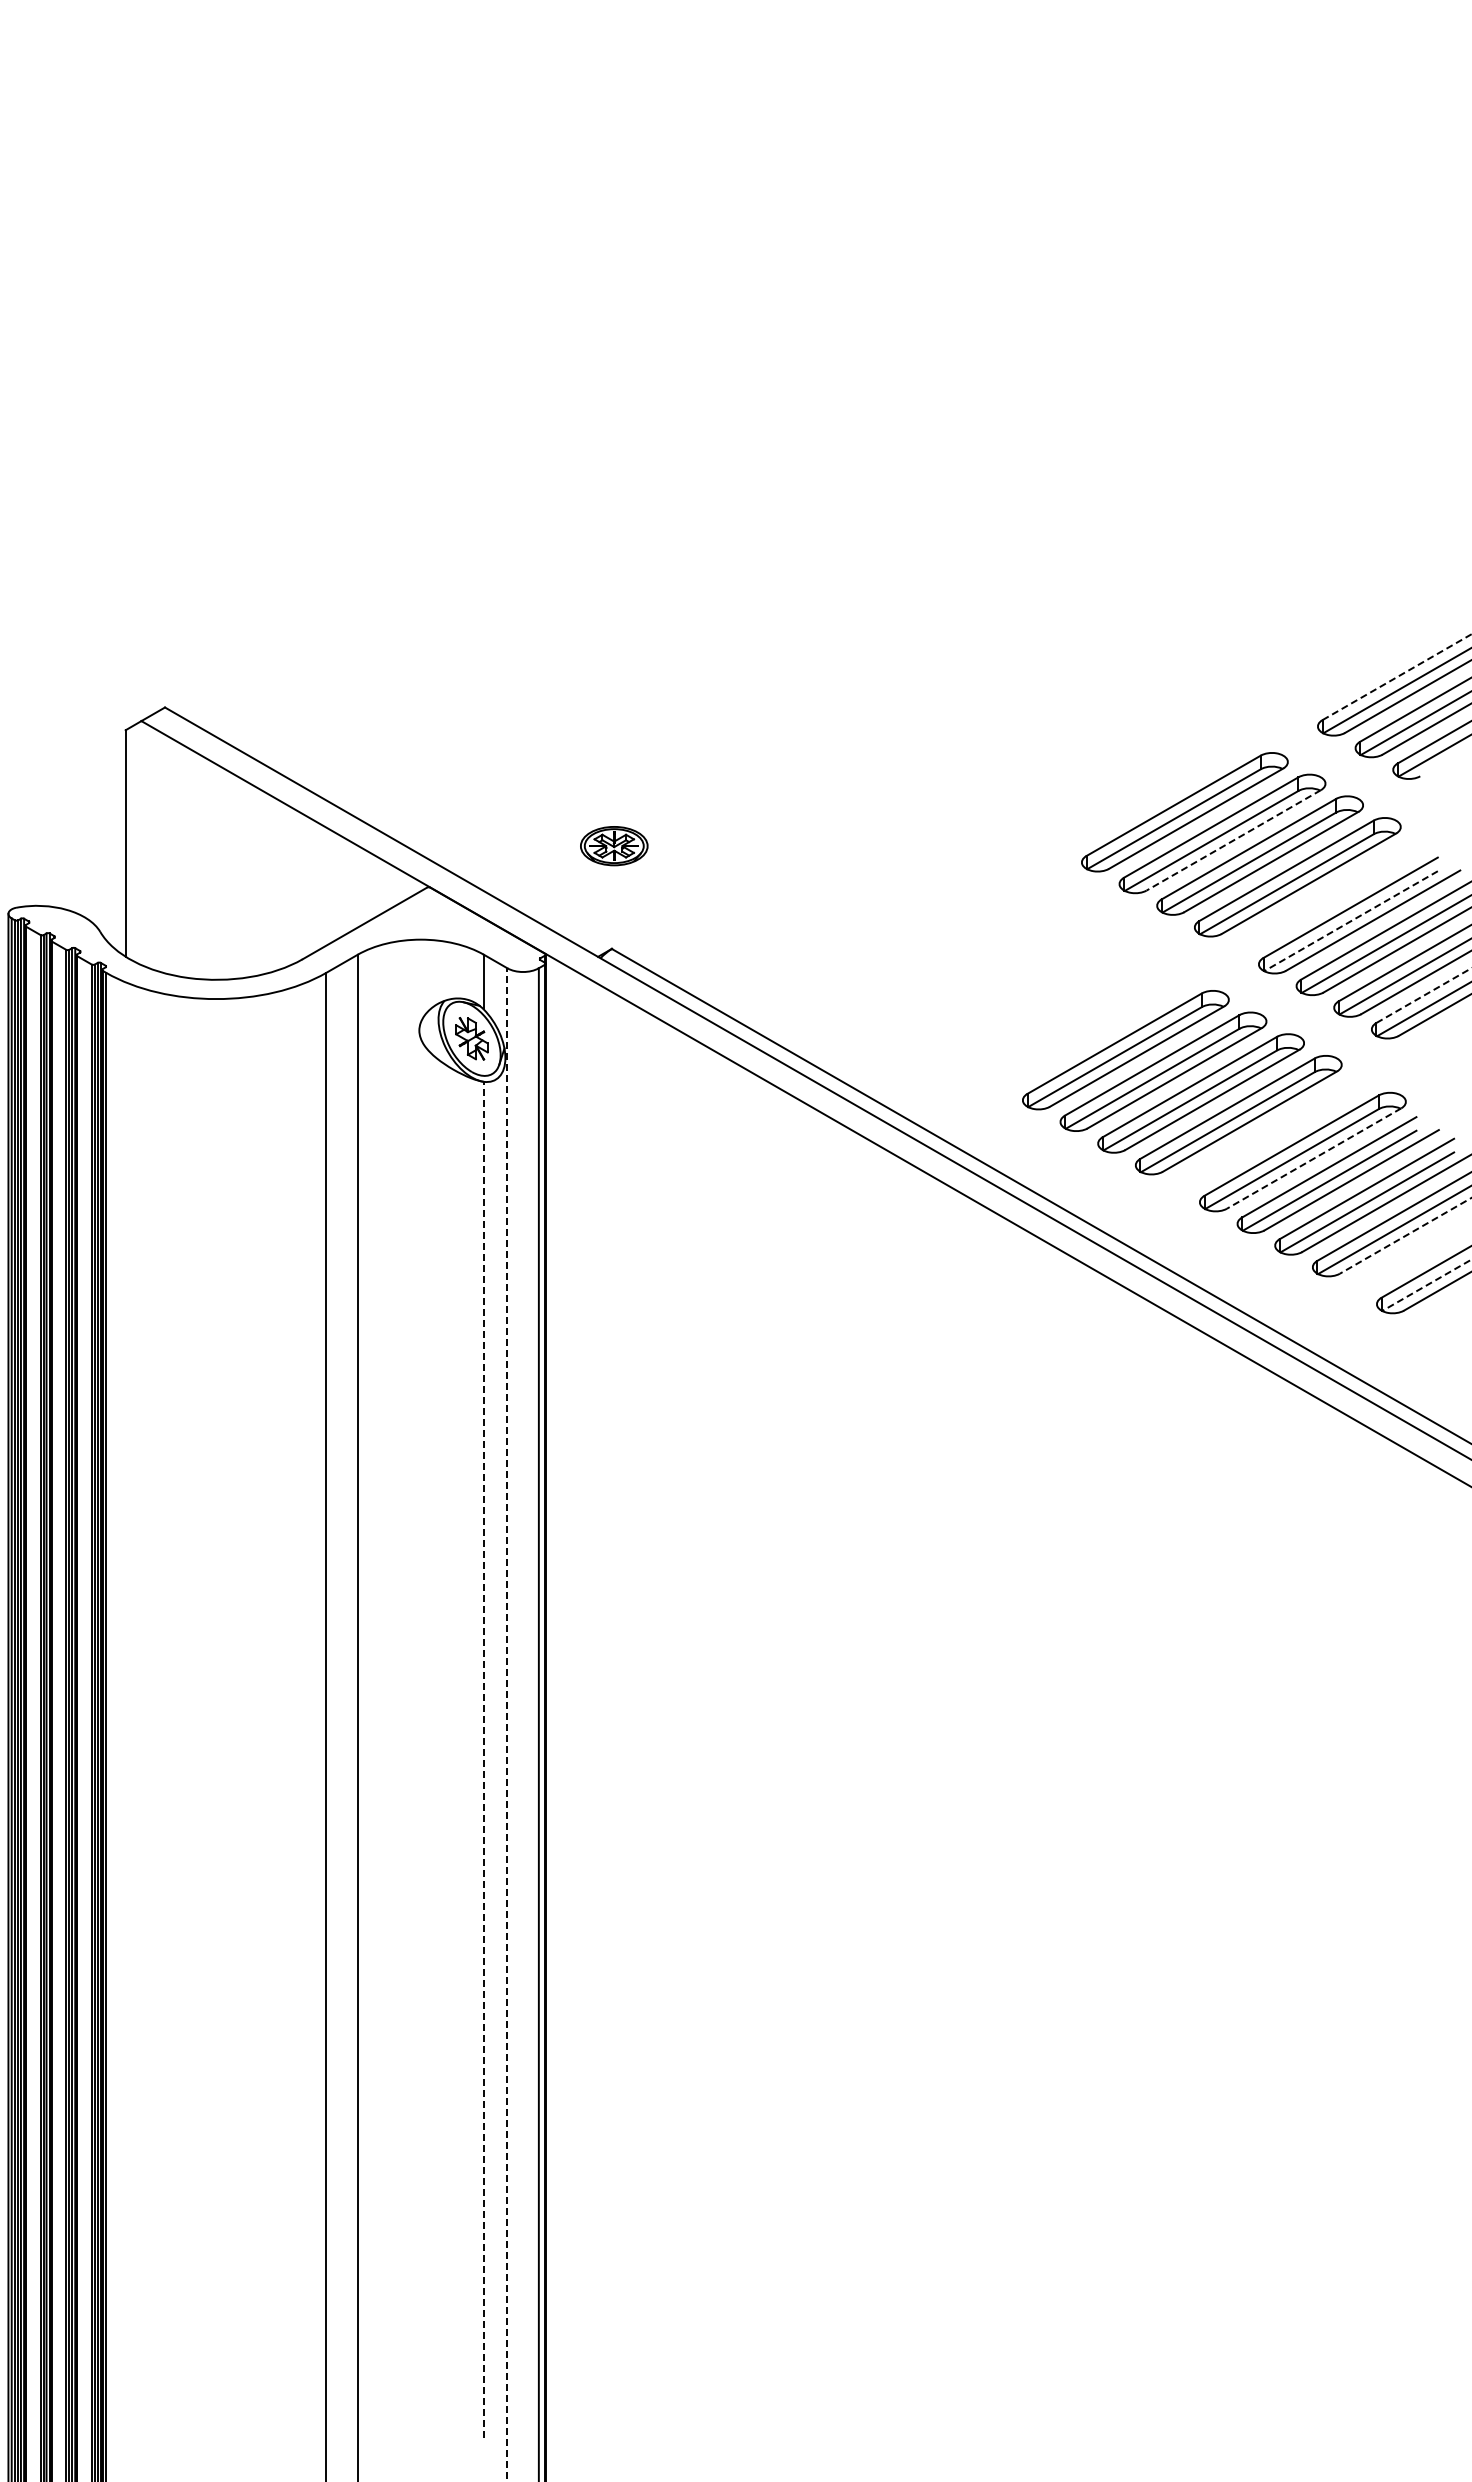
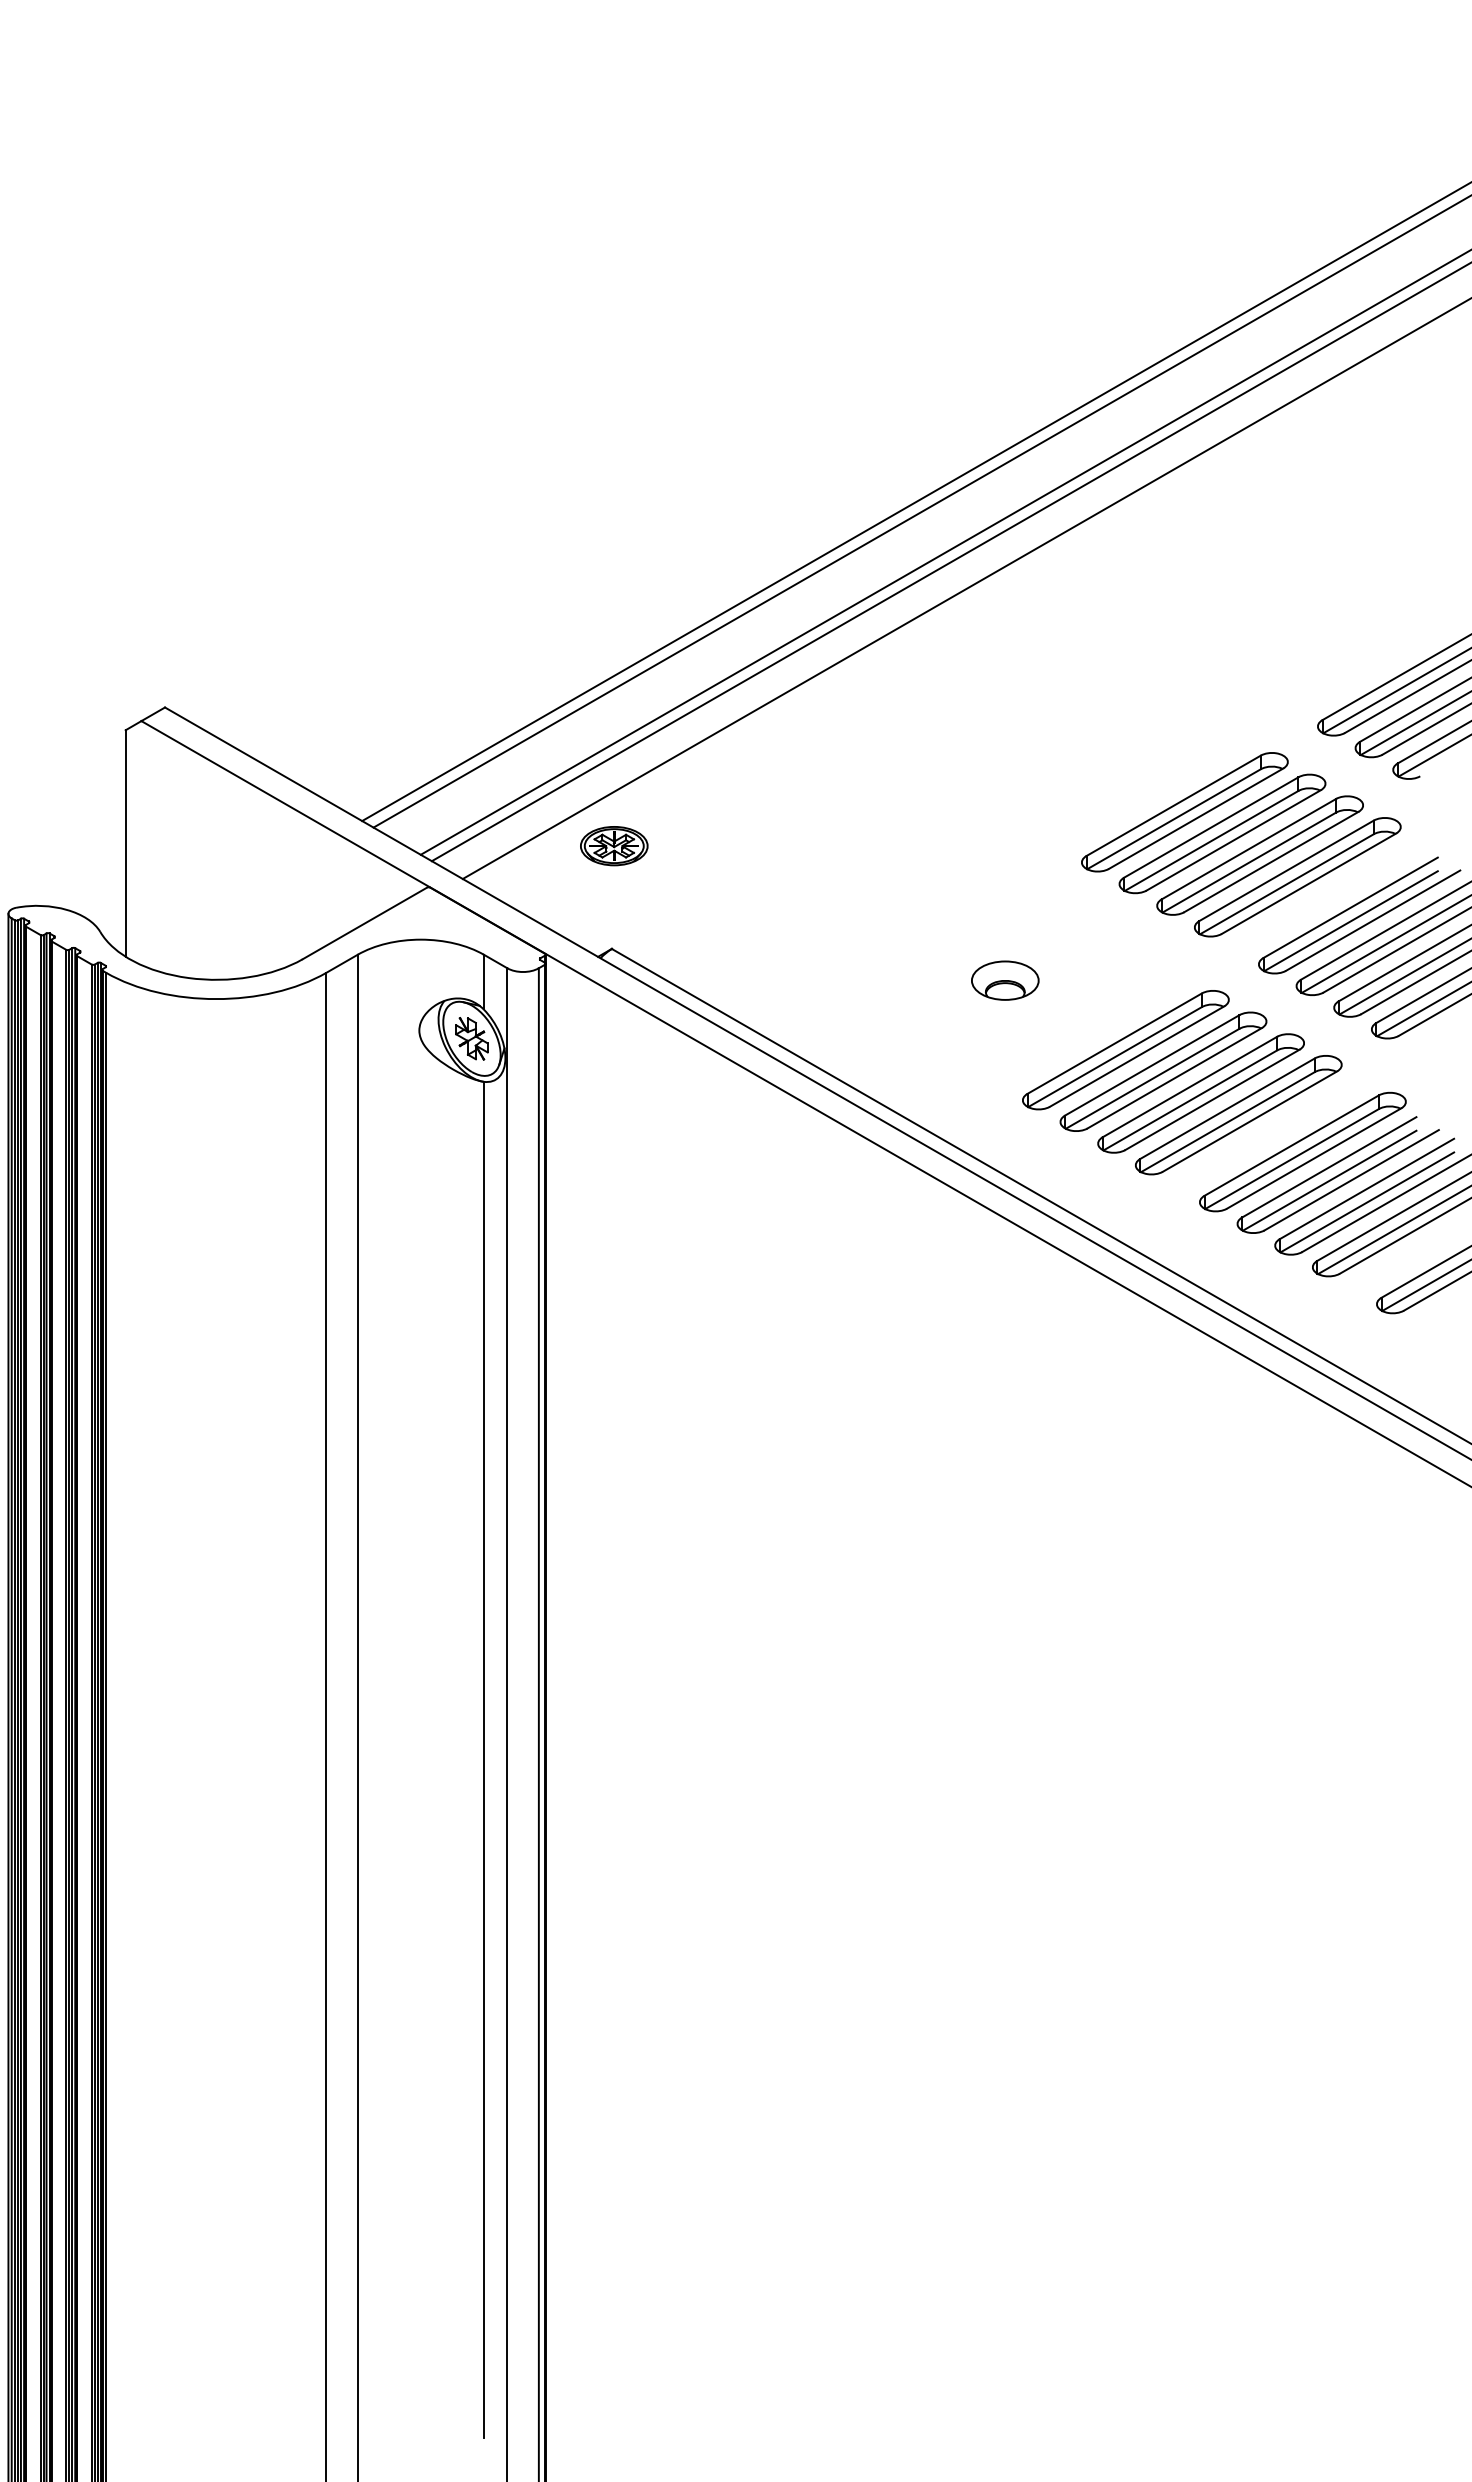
line: none -> present (915, 502)
line: none -> present (920, 512)
line: none -> present (944, 552)
line: none -> present (949, 562)
line: none -> present (965, 589)
line: dashed -> solid (1397, 676)
line: dashed -> solid (1233, 840)
line: dashed -> solid (1350, 921)
part: none -> present (1005, 980)
line: dashed -> solid (1423, 995)
line: dashed -> solid (1314, 1158)
line: dashed -> solid (1405, 1235)
line: dashed -> solid (1426, 1285)
line: dashed -> solid (507, 1724)
line: dashed -> solid (483, 1759)
